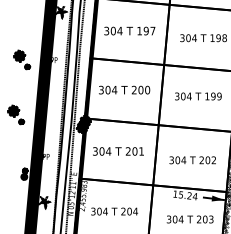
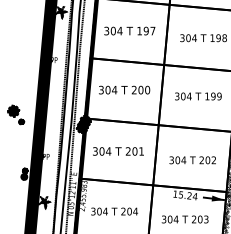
part: present -> none (22, 59)
text position: (189, 219) -> (184, 219) (184, 219)
